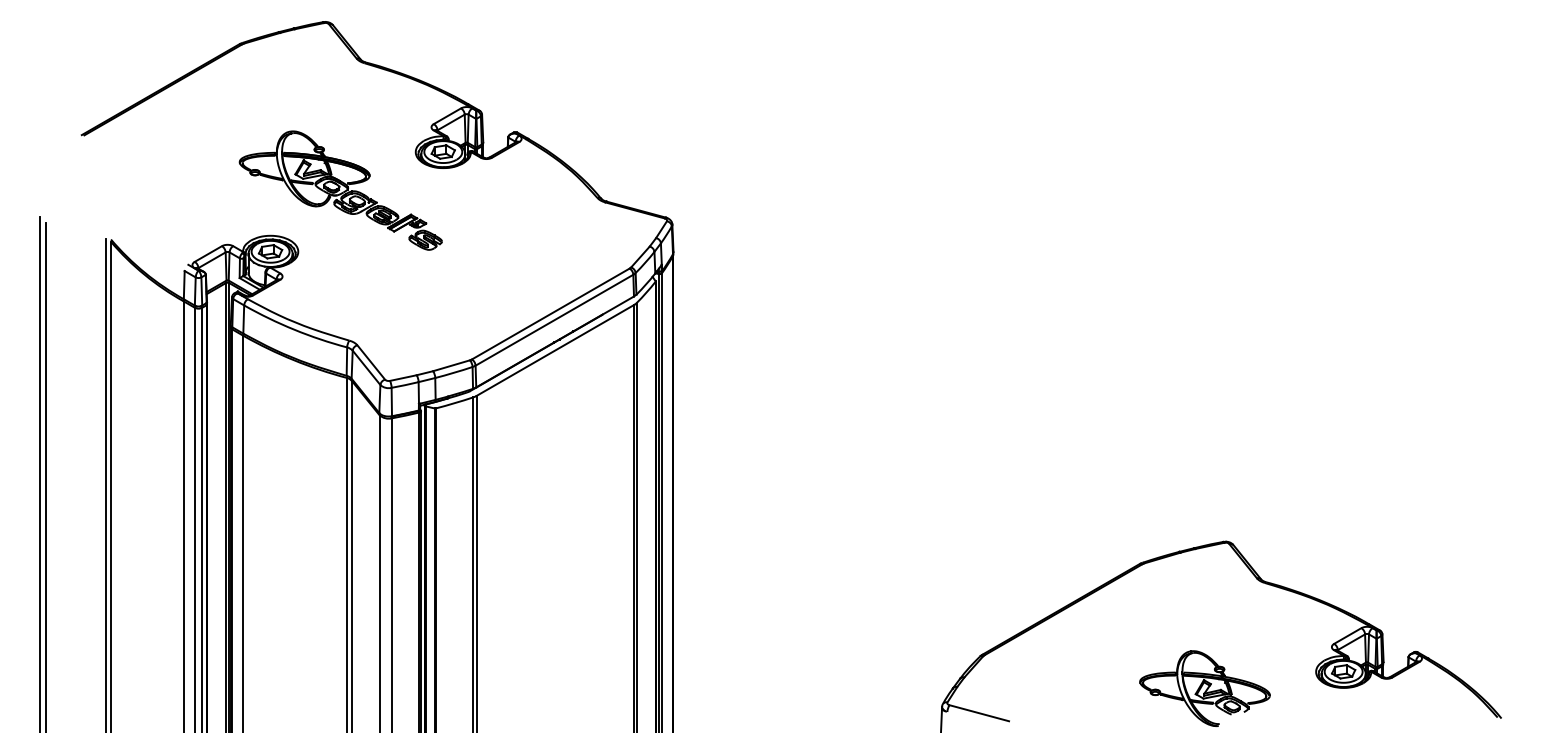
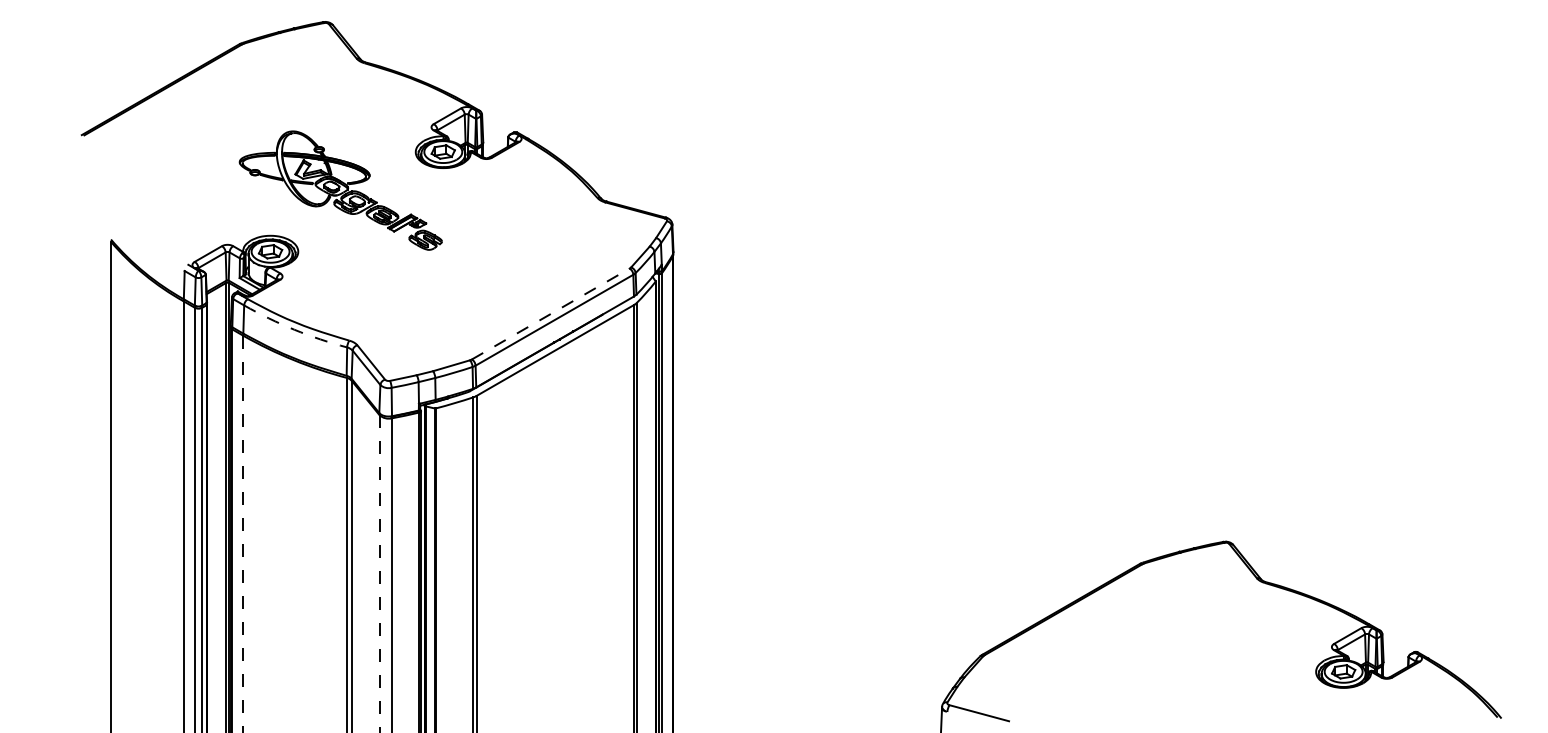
line: solid -> dashed (551, 313)
arc: solid -> dashed (294, 329)
line: present -> none (40, 473)
line: present -> none (46, 475)
line: present -> none (105, 483)
line: solid -> dashed (243, 534)
line: solid -> dashed (379, 574)
part: present -> none (1204, 688)
